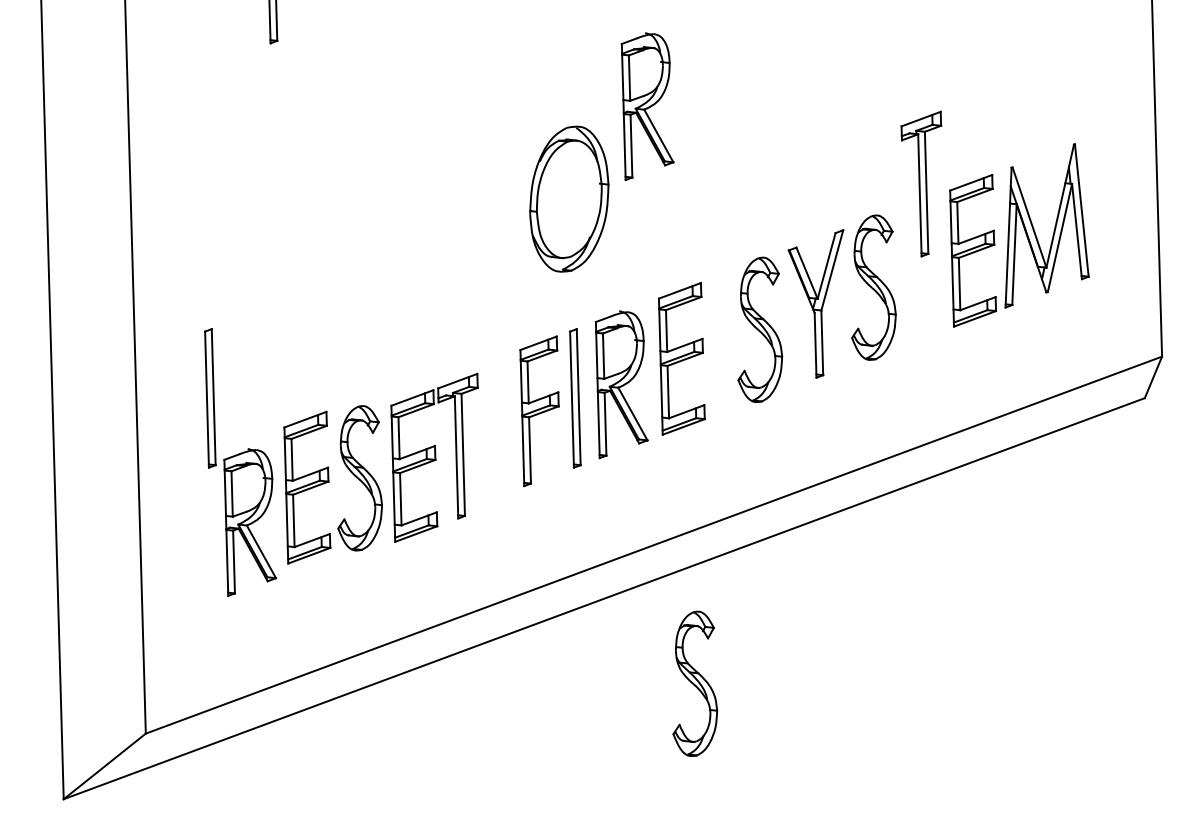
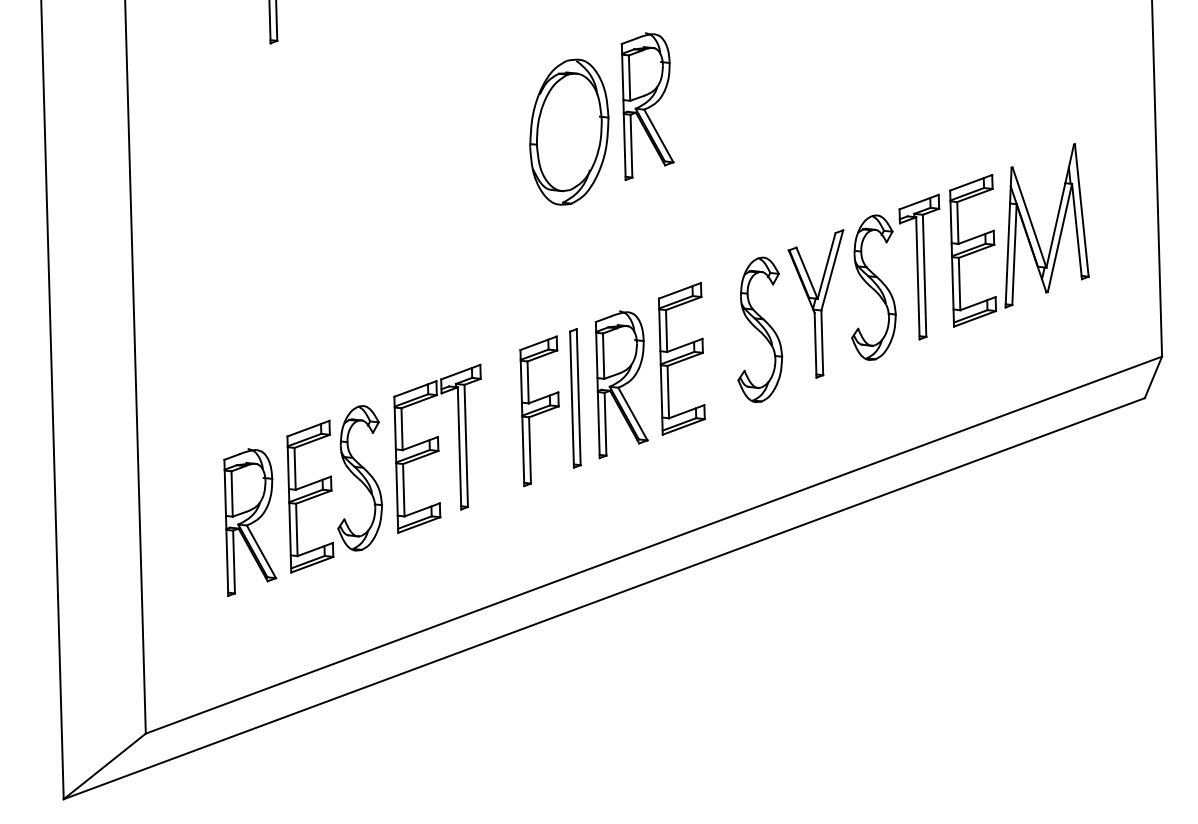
part position: (921, 183) -> (919, 266) (919, 266)
part position: (569, 198) -> (569, 131) (569, 131)
part: present -> none (210, 398)
part position: (434, 457) -> (437, 448) (437, 448)
part position: (307, 487) -> (310, 496) (310, 496)
part: present -> none (695, 683)
